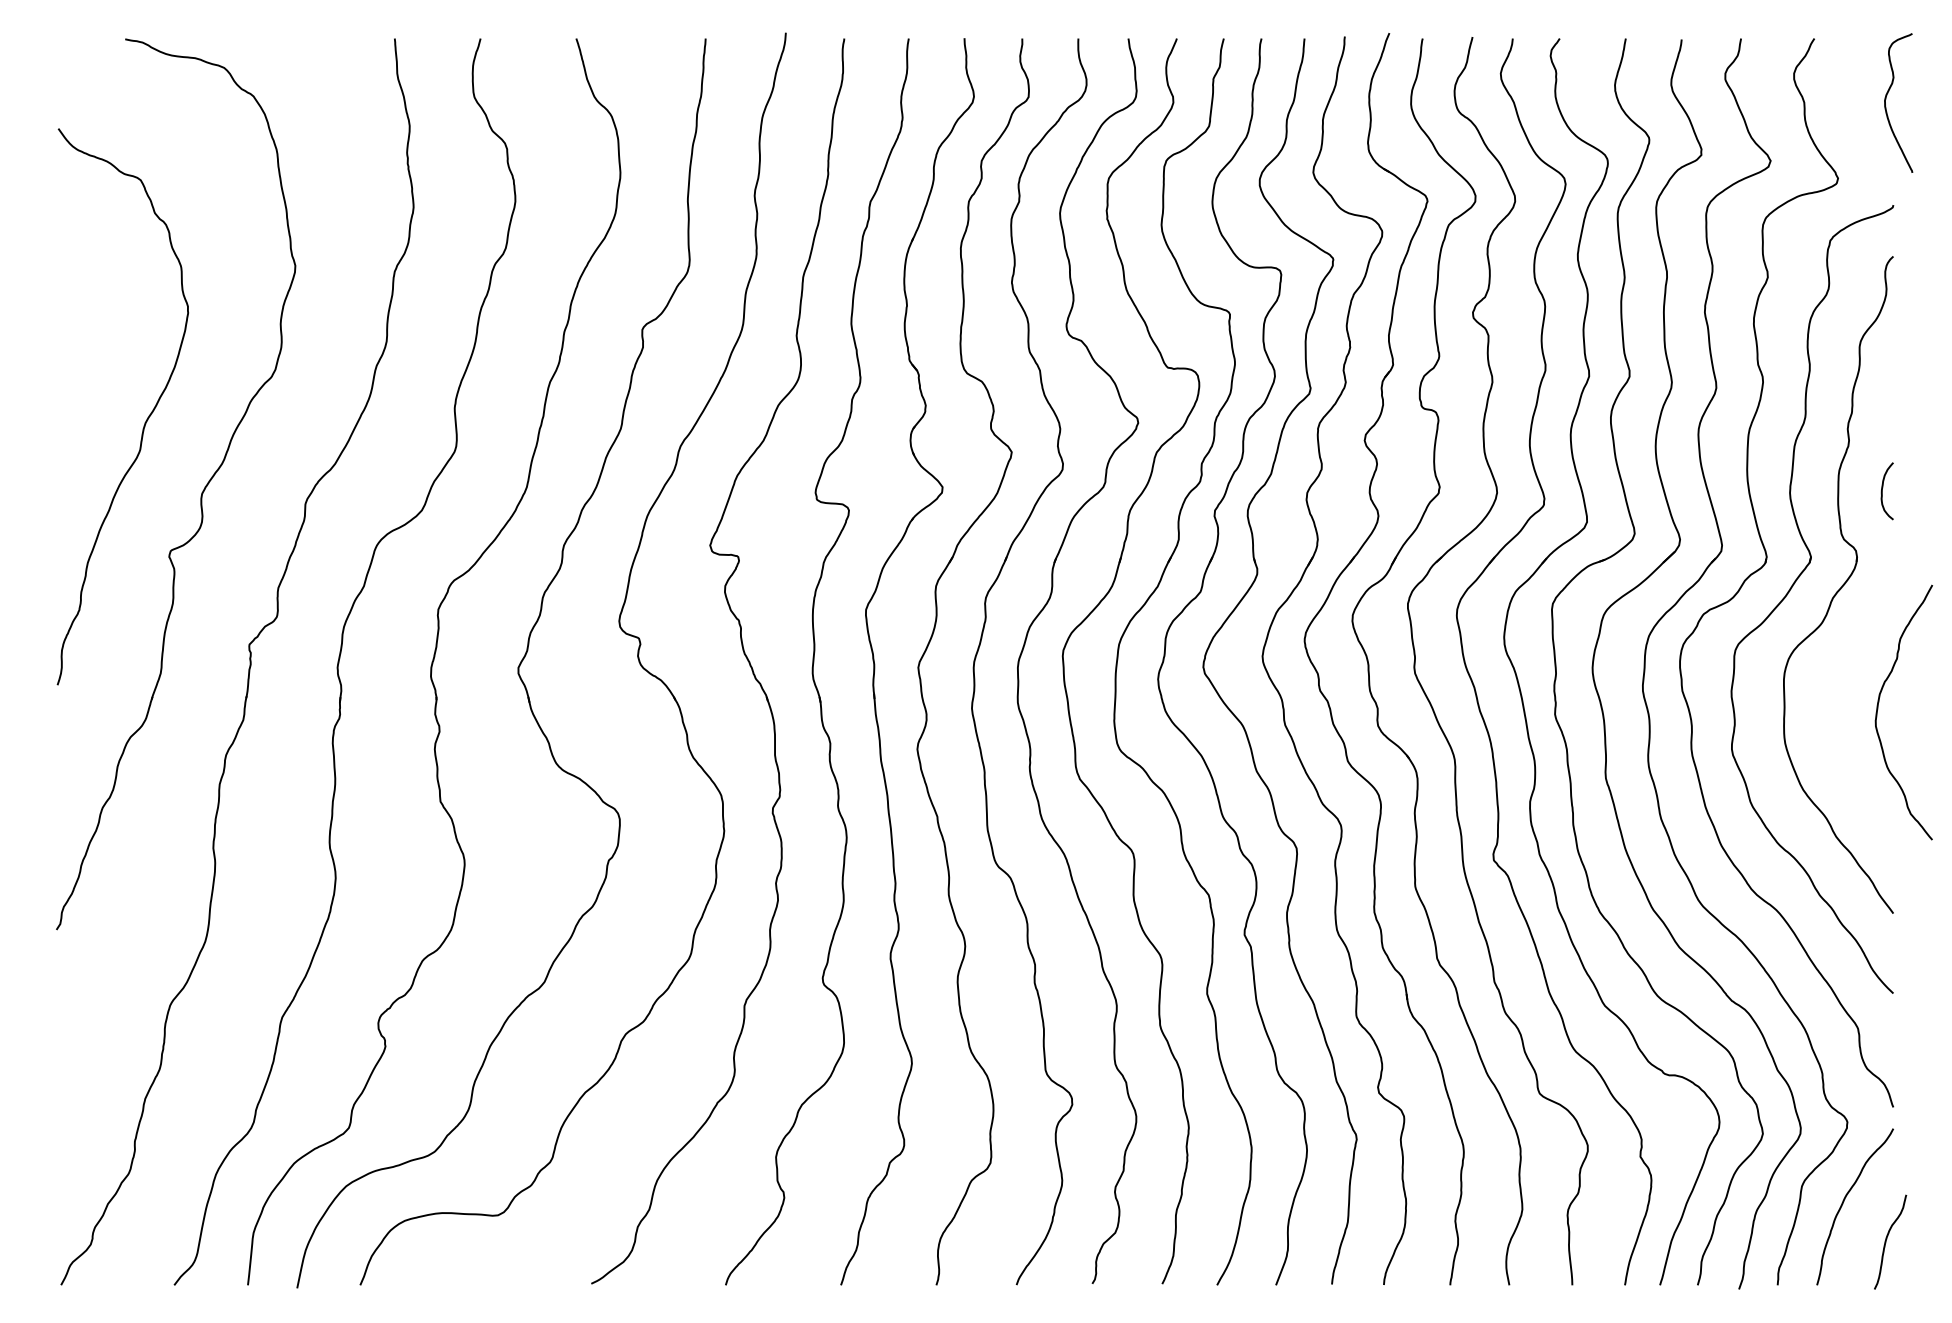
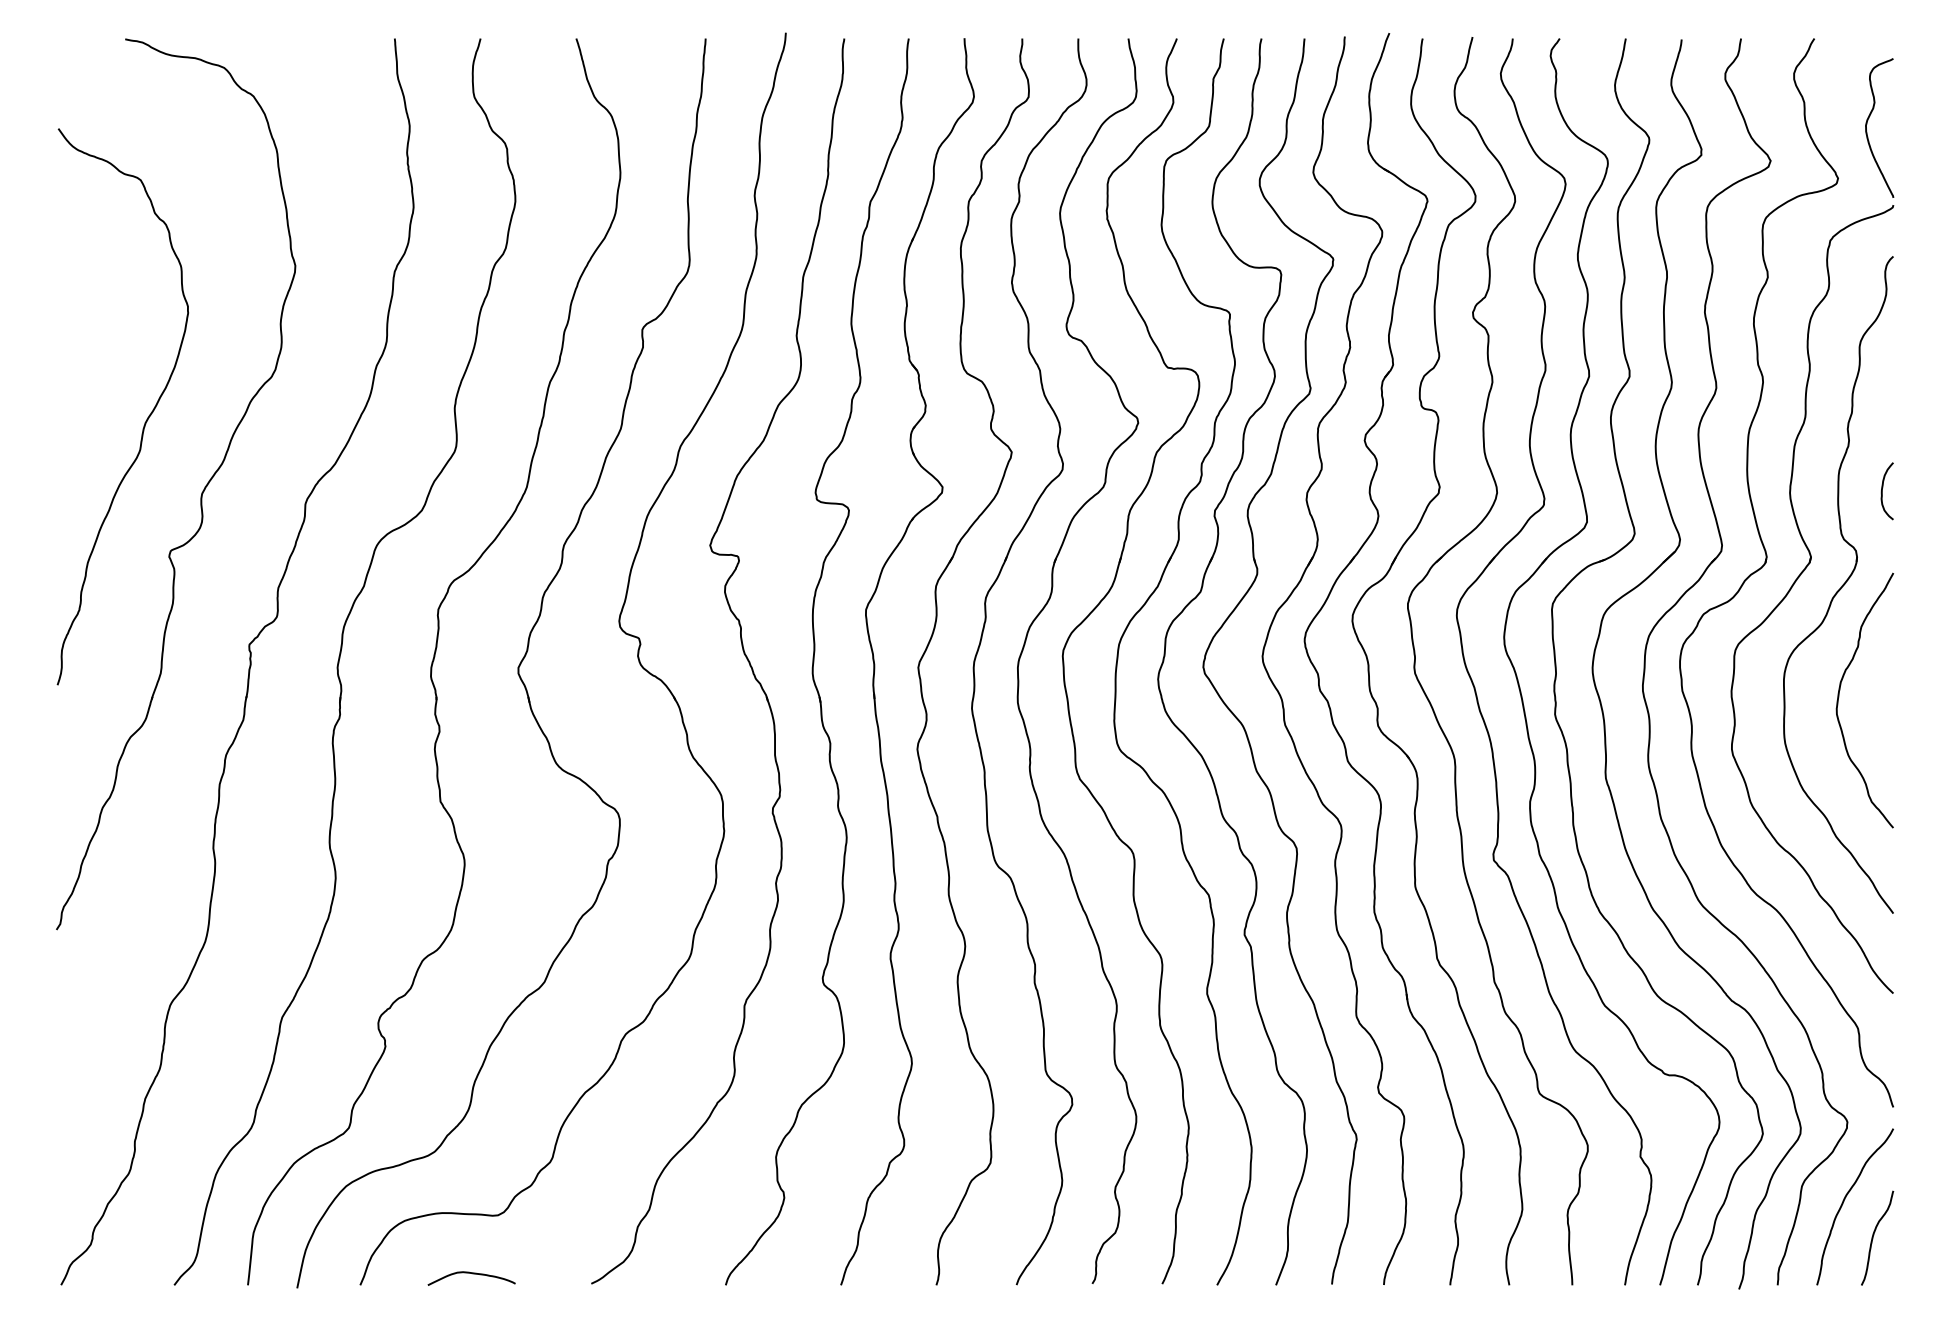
curve position: (1886, 99) -> (1867, 124) (1867, 124)
curve position: (1878, 709) -> (1839, 697) (1839, 697)
curve position: (1887, 1239) -> (1874, 1235) (1874, 1235)
curve: none -> present (472, 1274)
